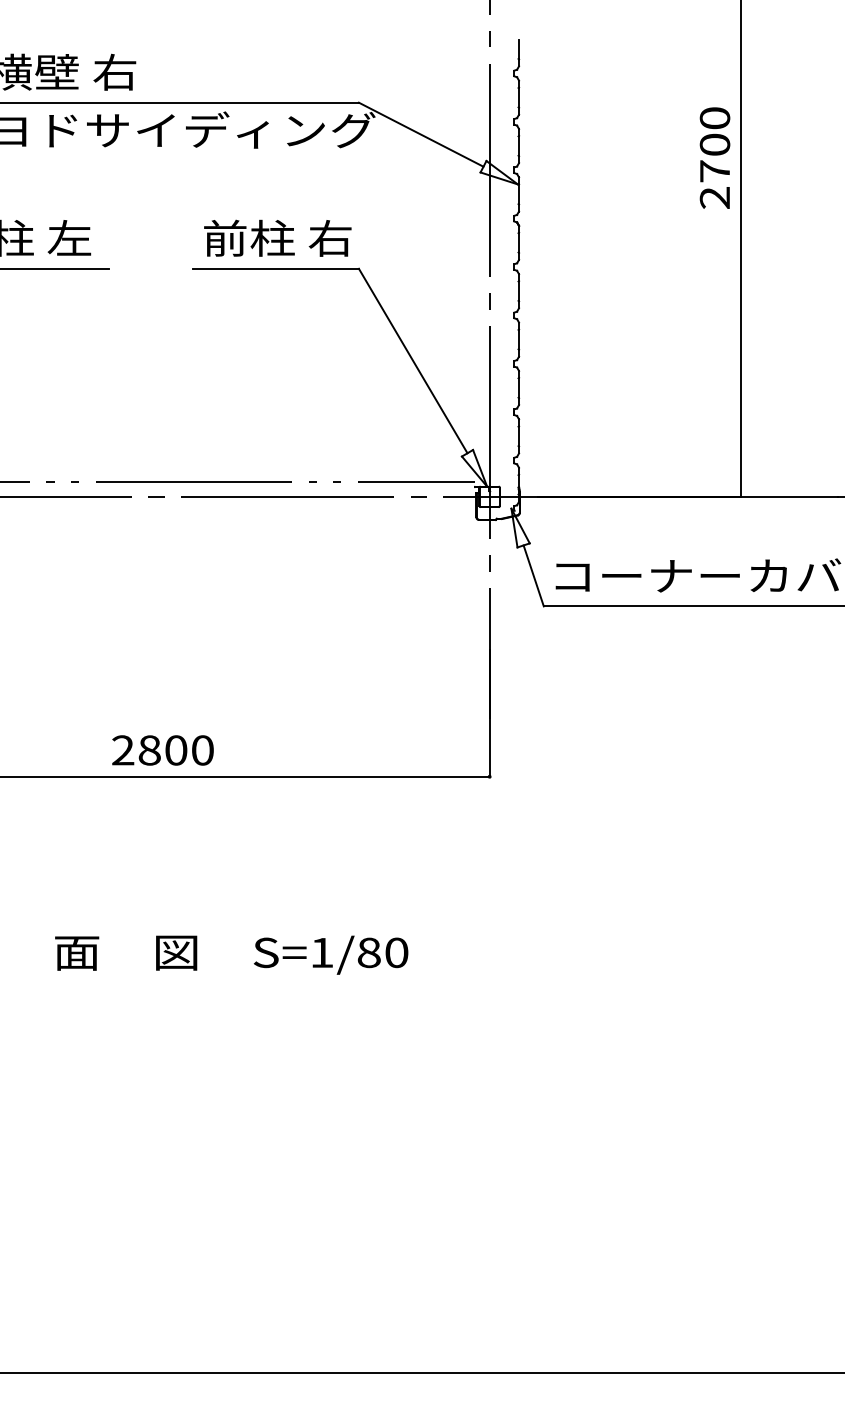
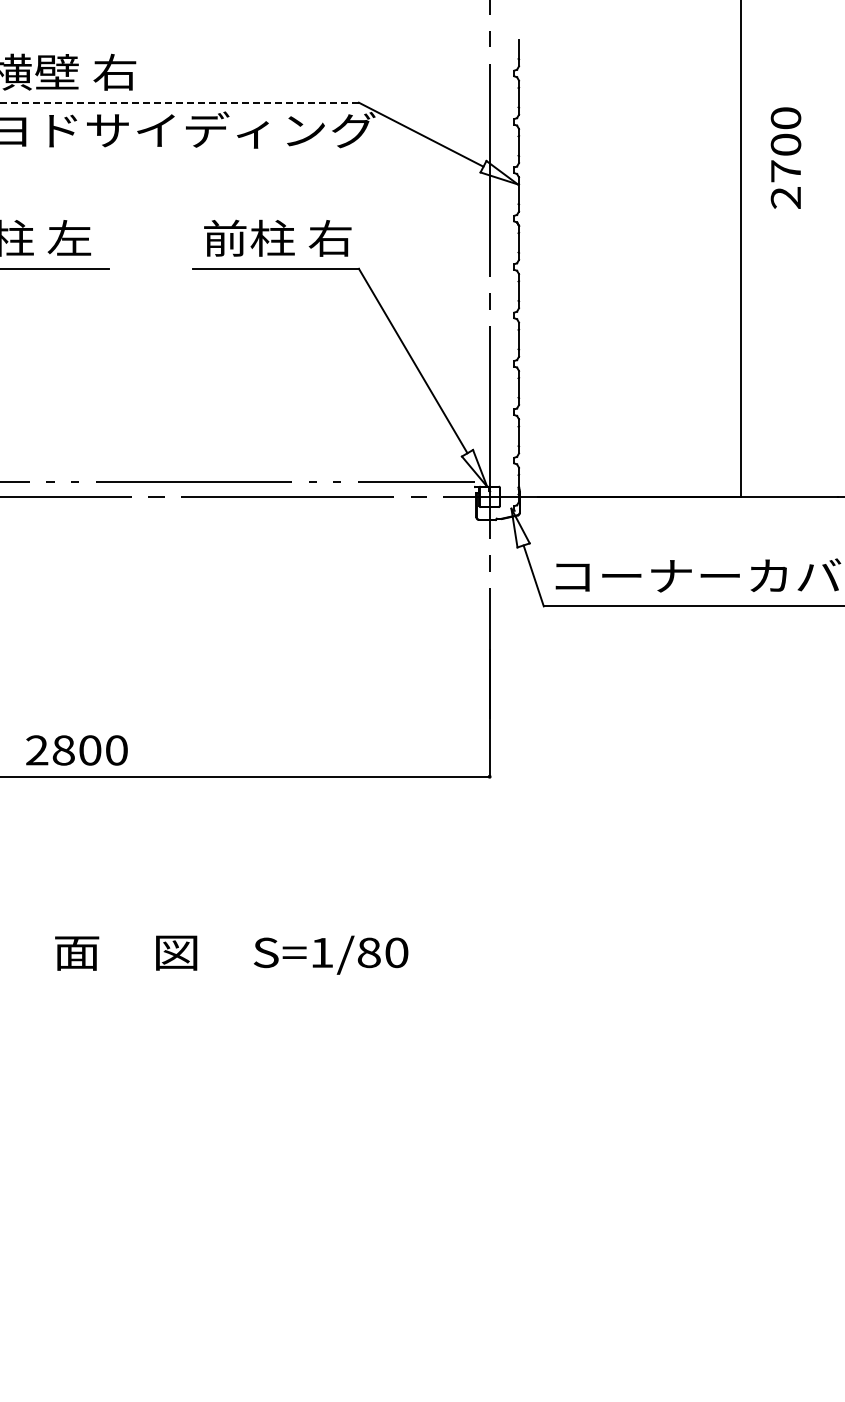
line: solid -> dashed (180, 102)
text position: (714, 157) -> (785, 157) (785, 157)
text position: (162, 750) -> (76, 750) (76, 750)
line: present -> none (421, 1373)
